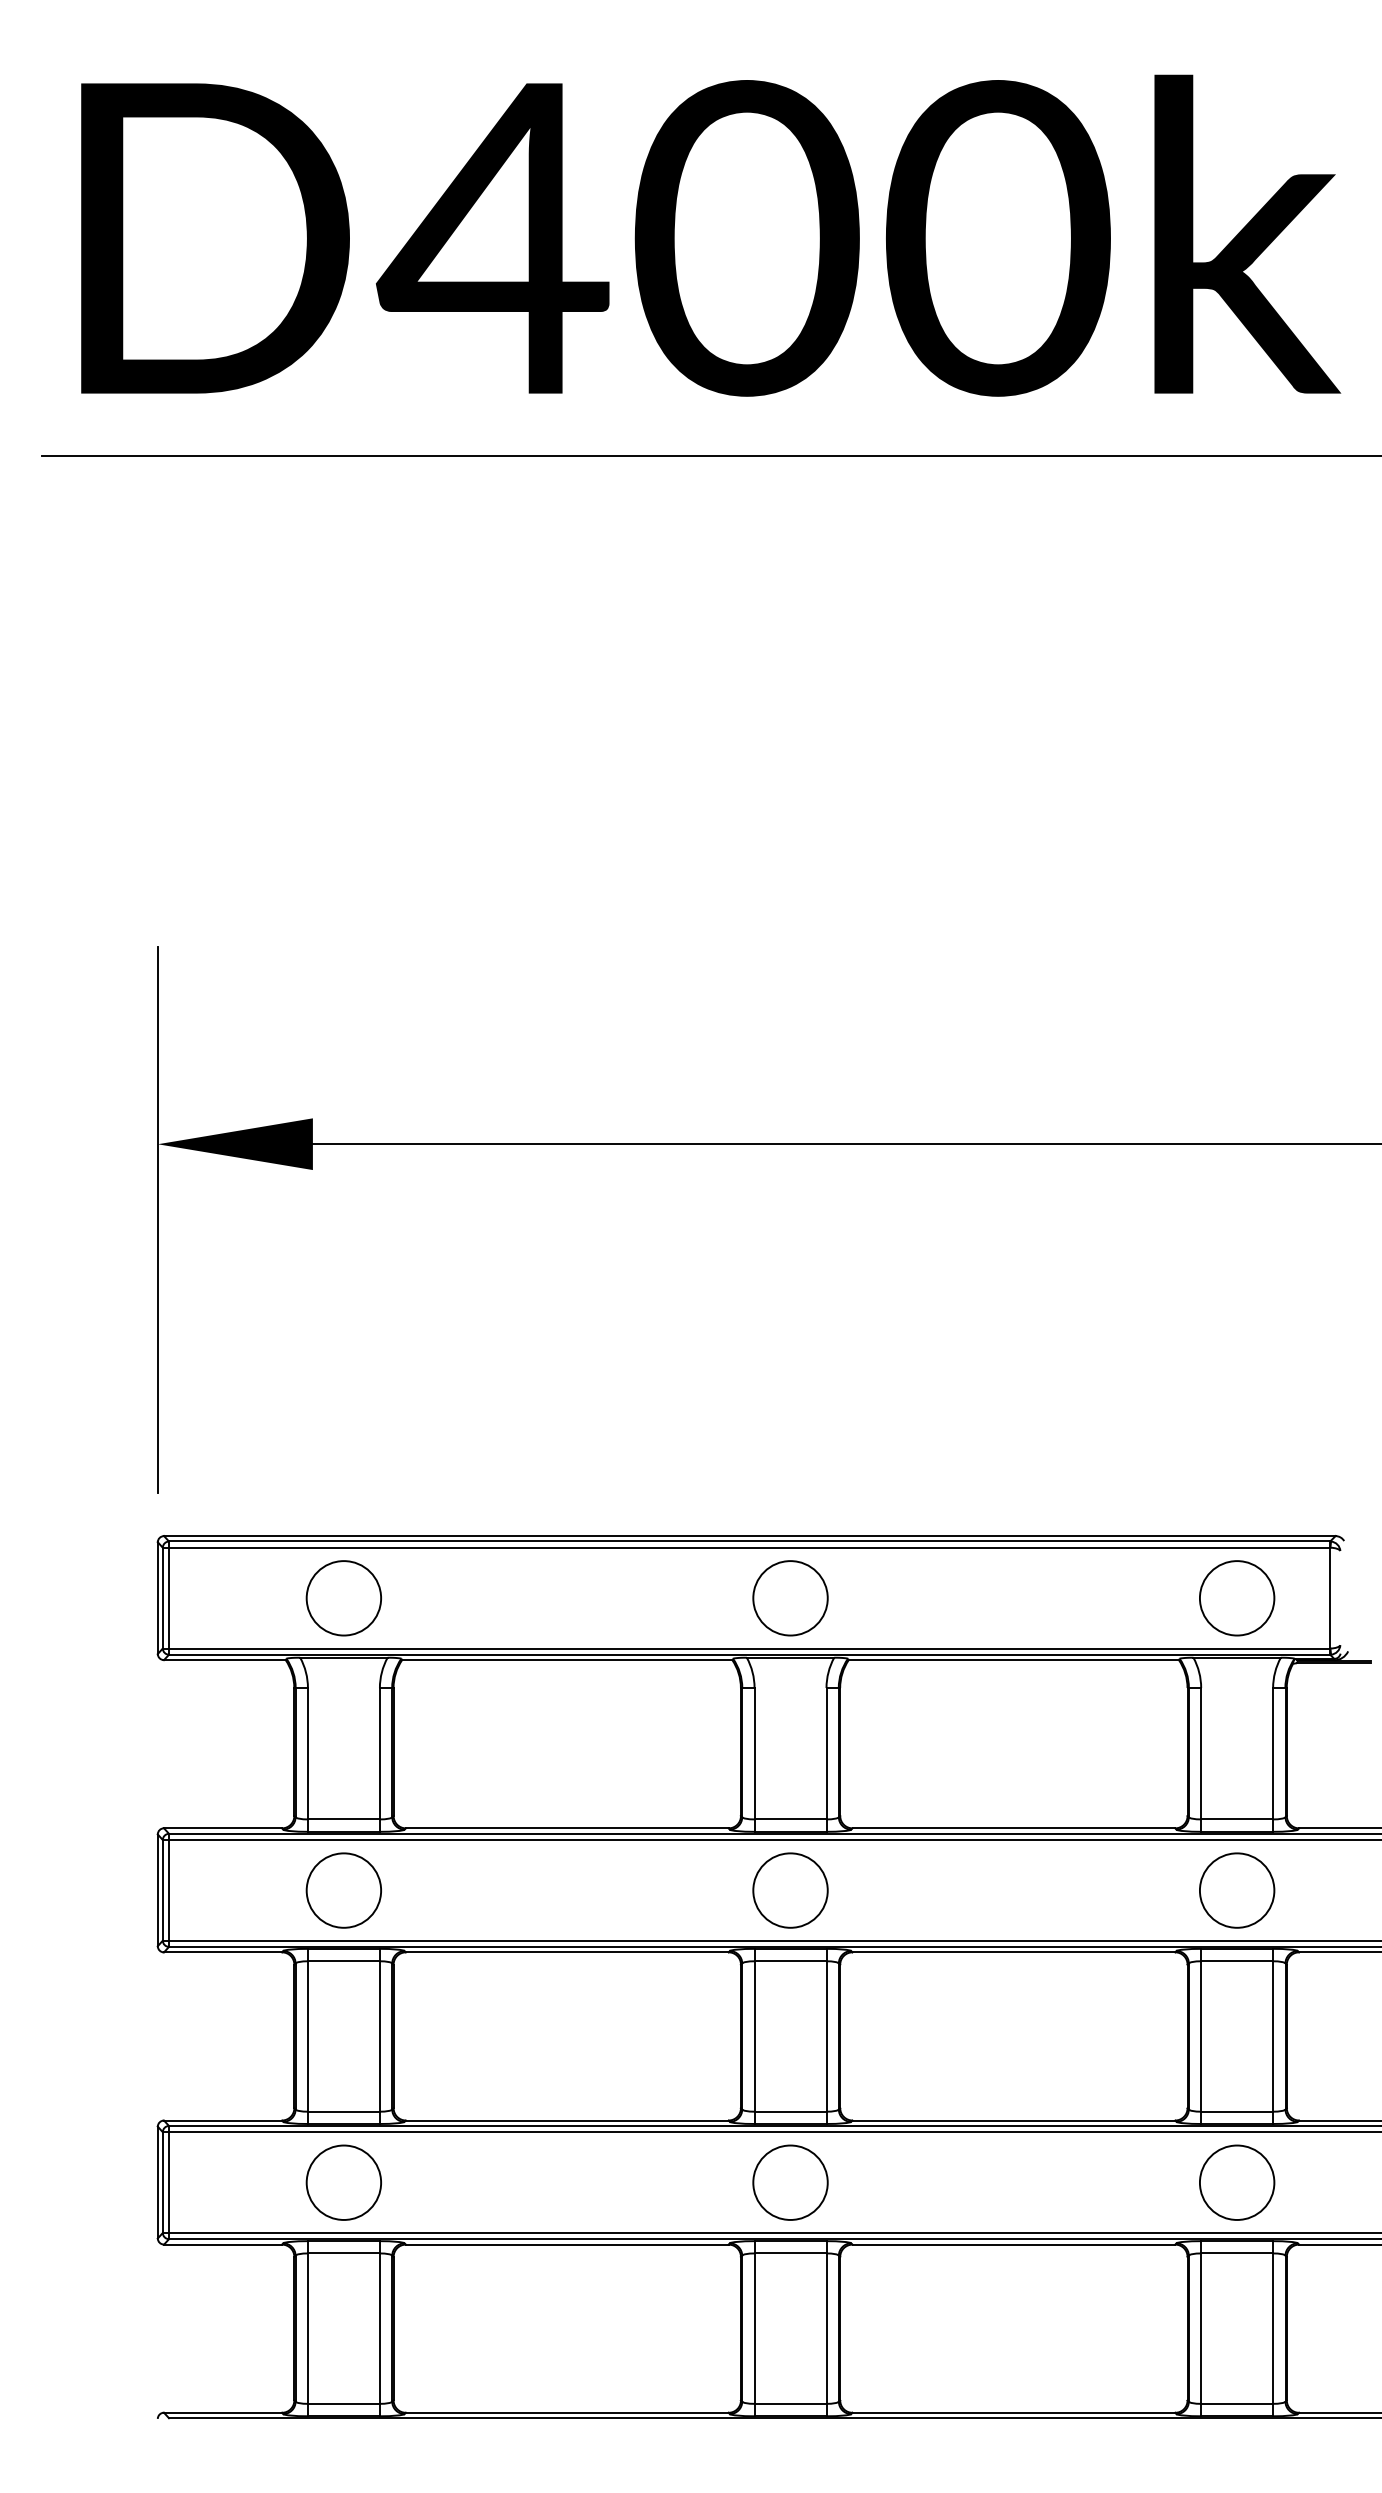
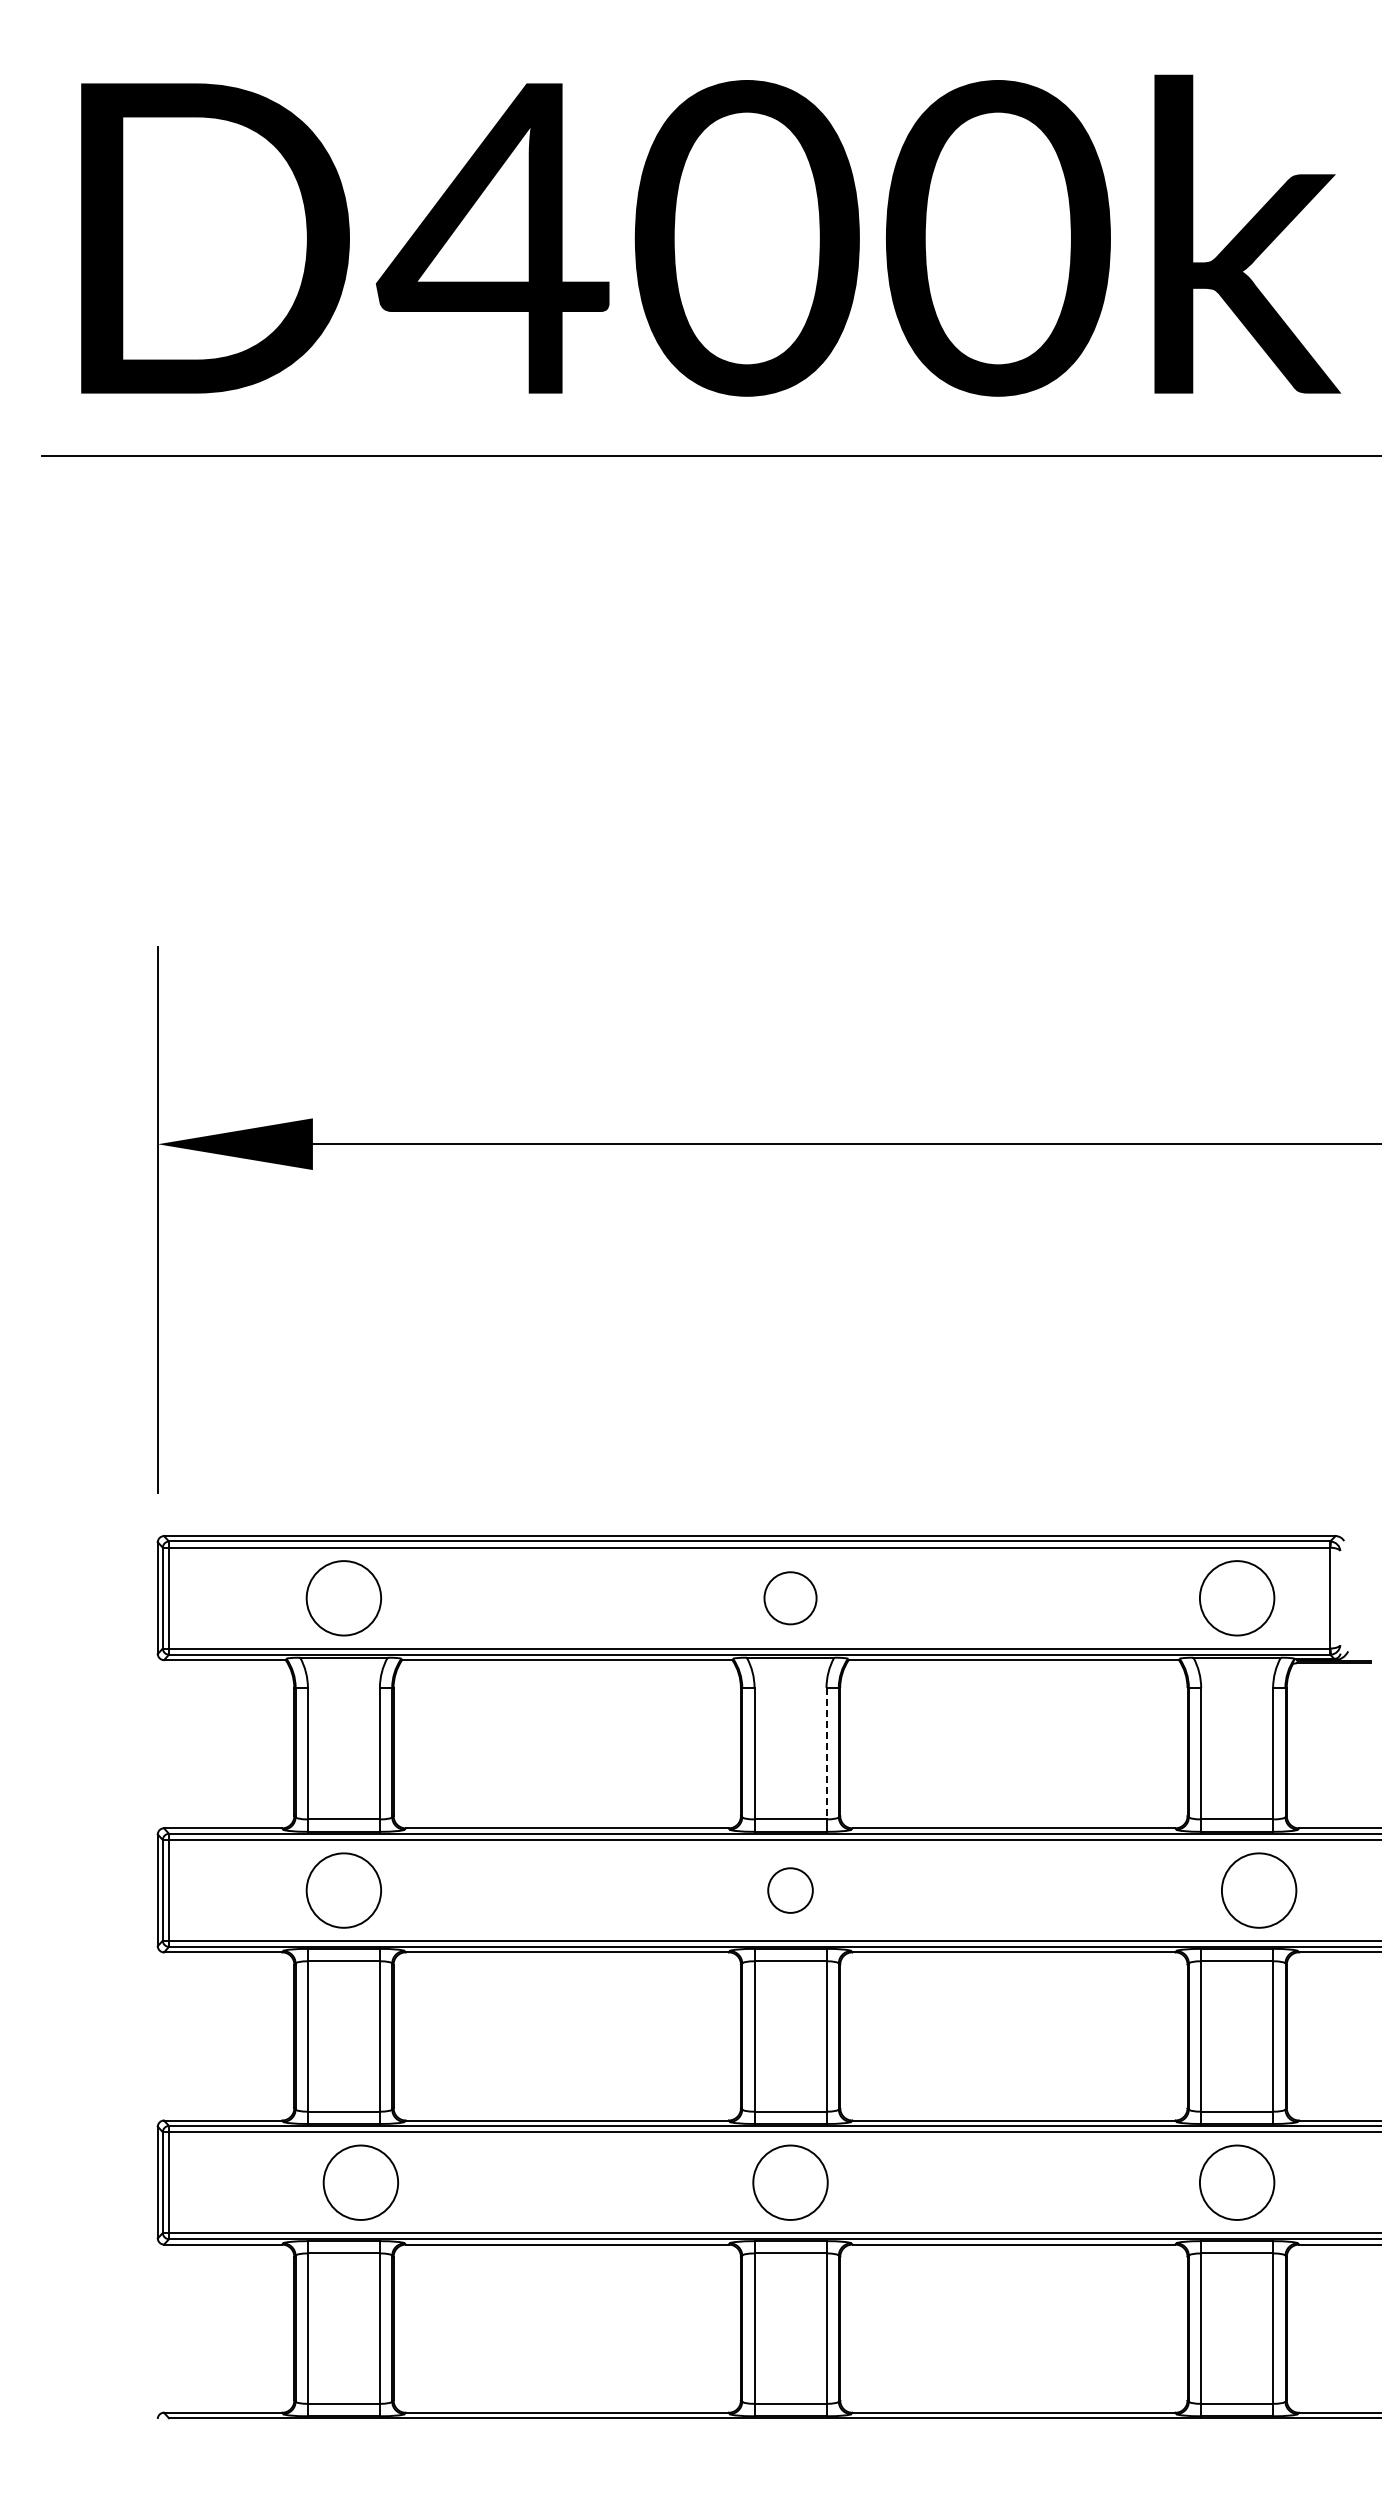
circle diameter: 74 px -> 52 px (790, 1598)
line: solid -> dashed (826, 1753)
circle diameter: 74 px -> 45 px (790, 1890)
circle position: (1237, 1890) -> (1259, 1890) (1259, 1890)
circle position: (343, 2182) -> (360, 2182) (360, 2182)
